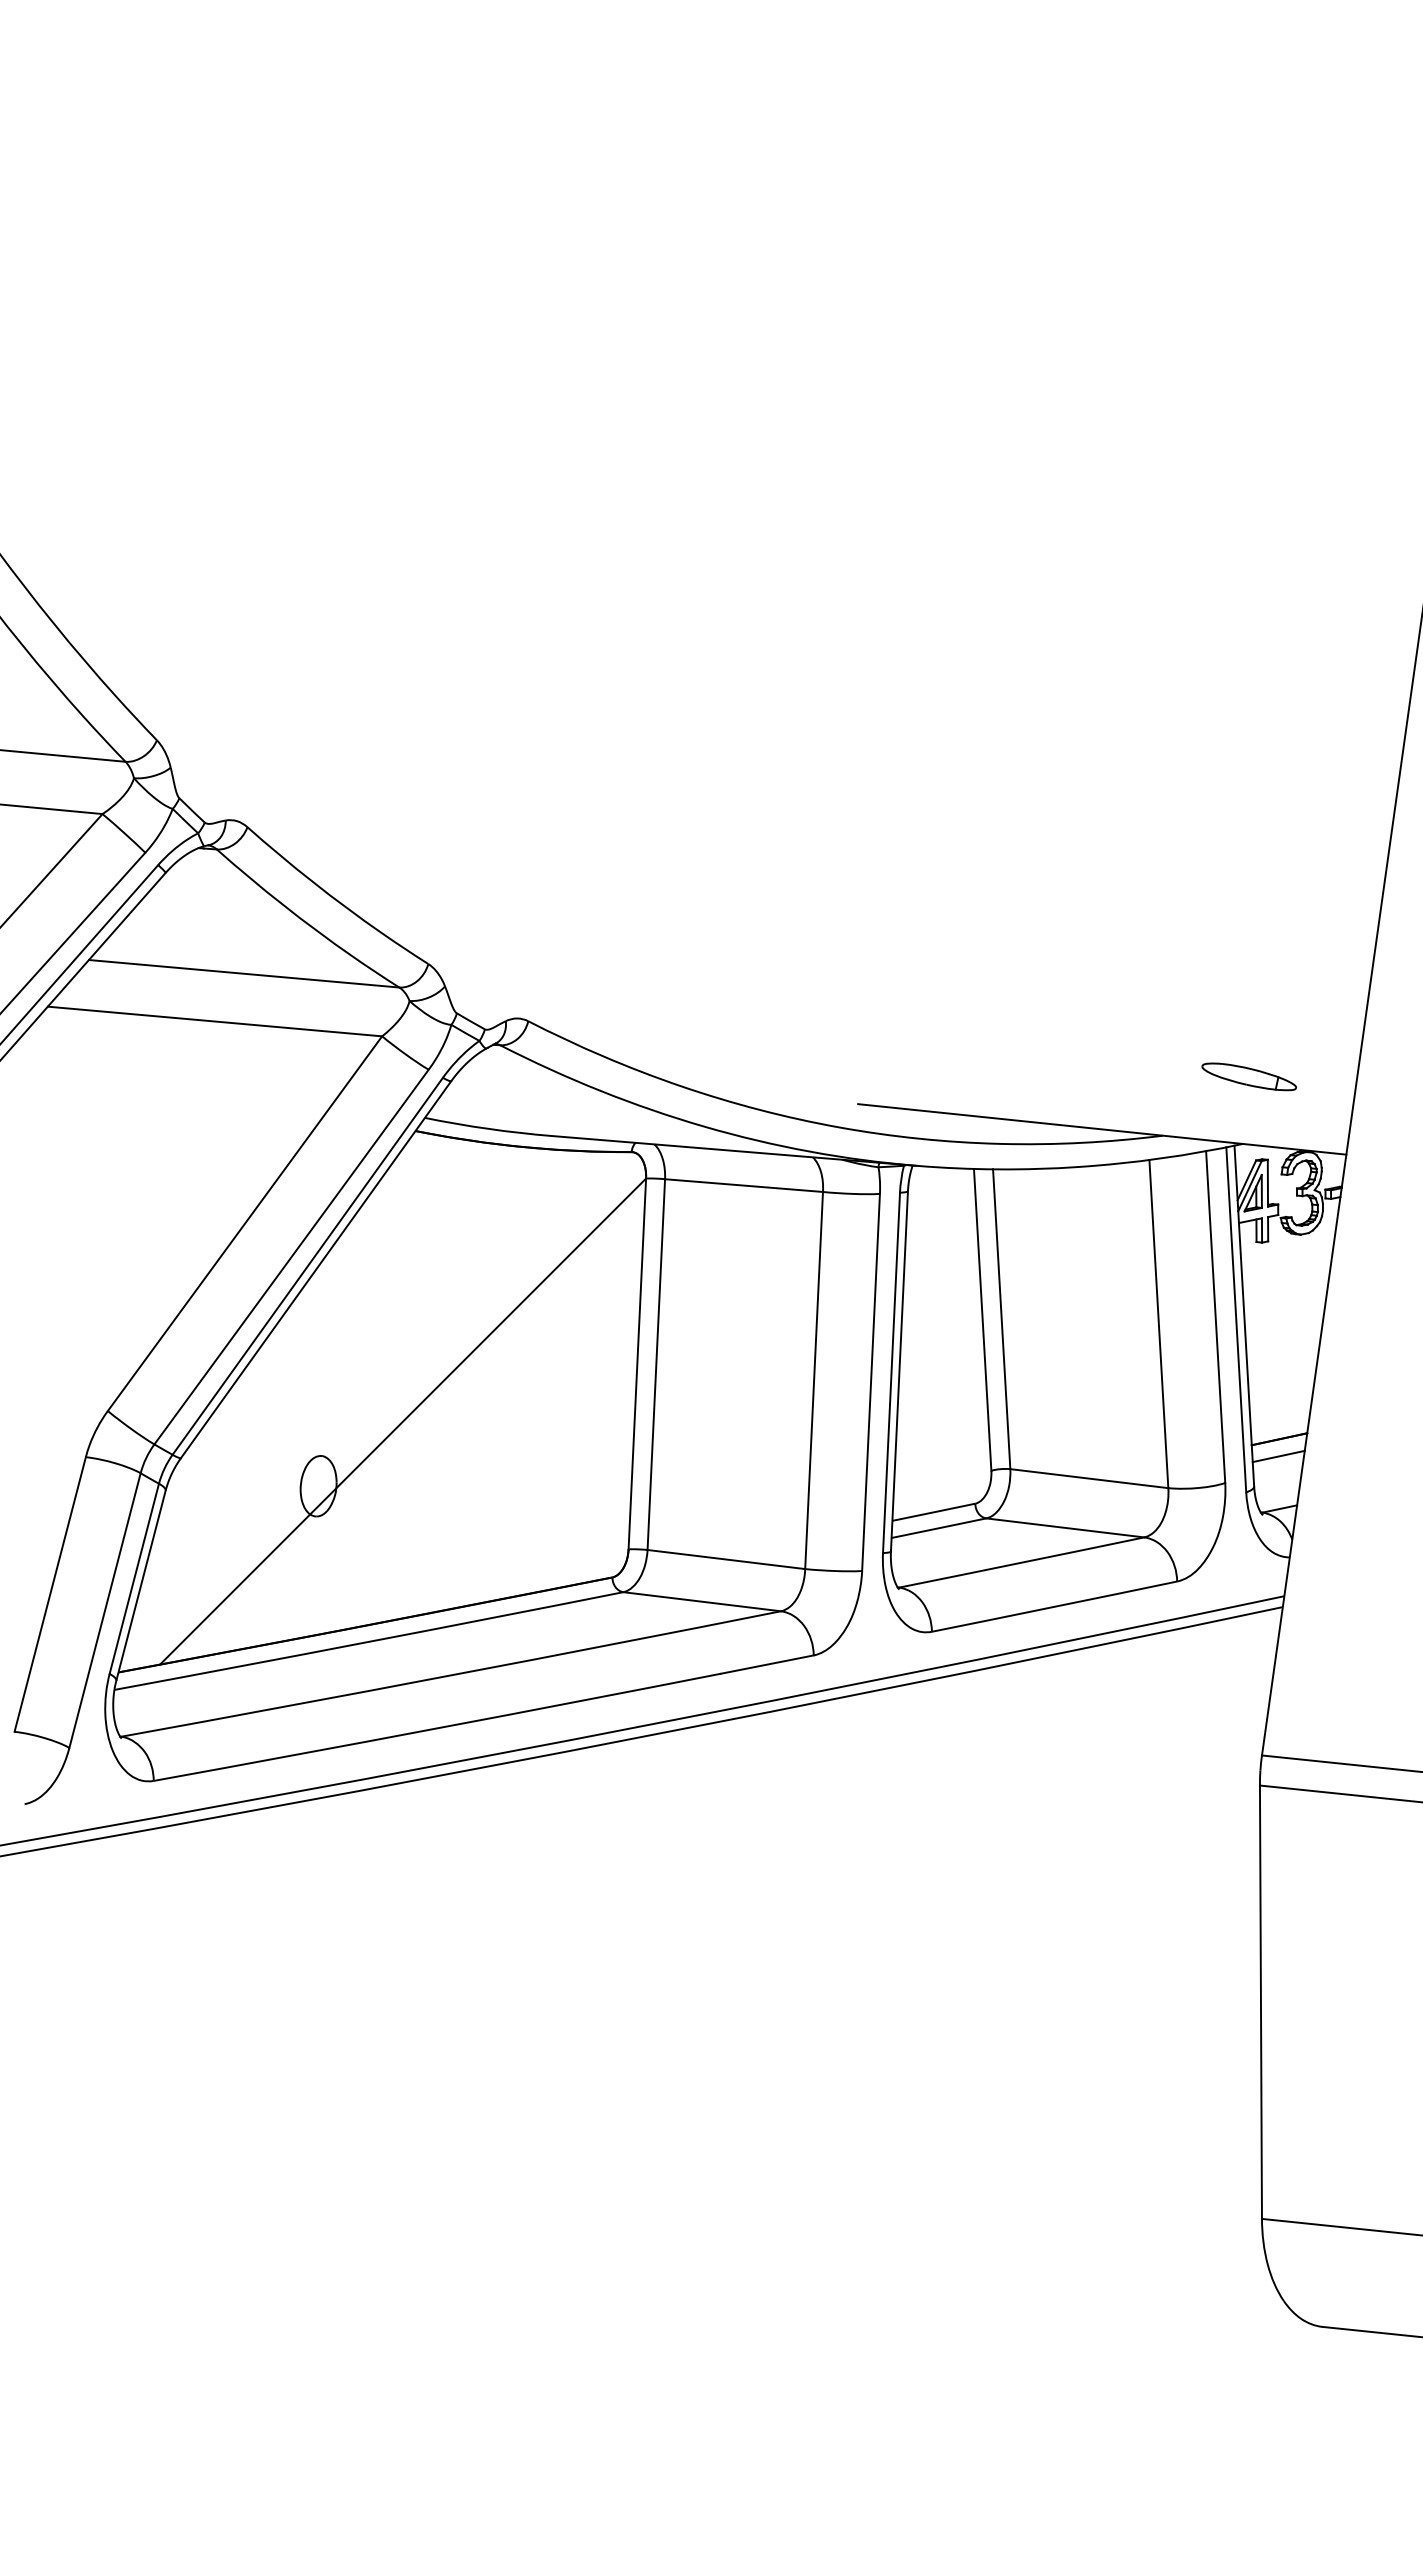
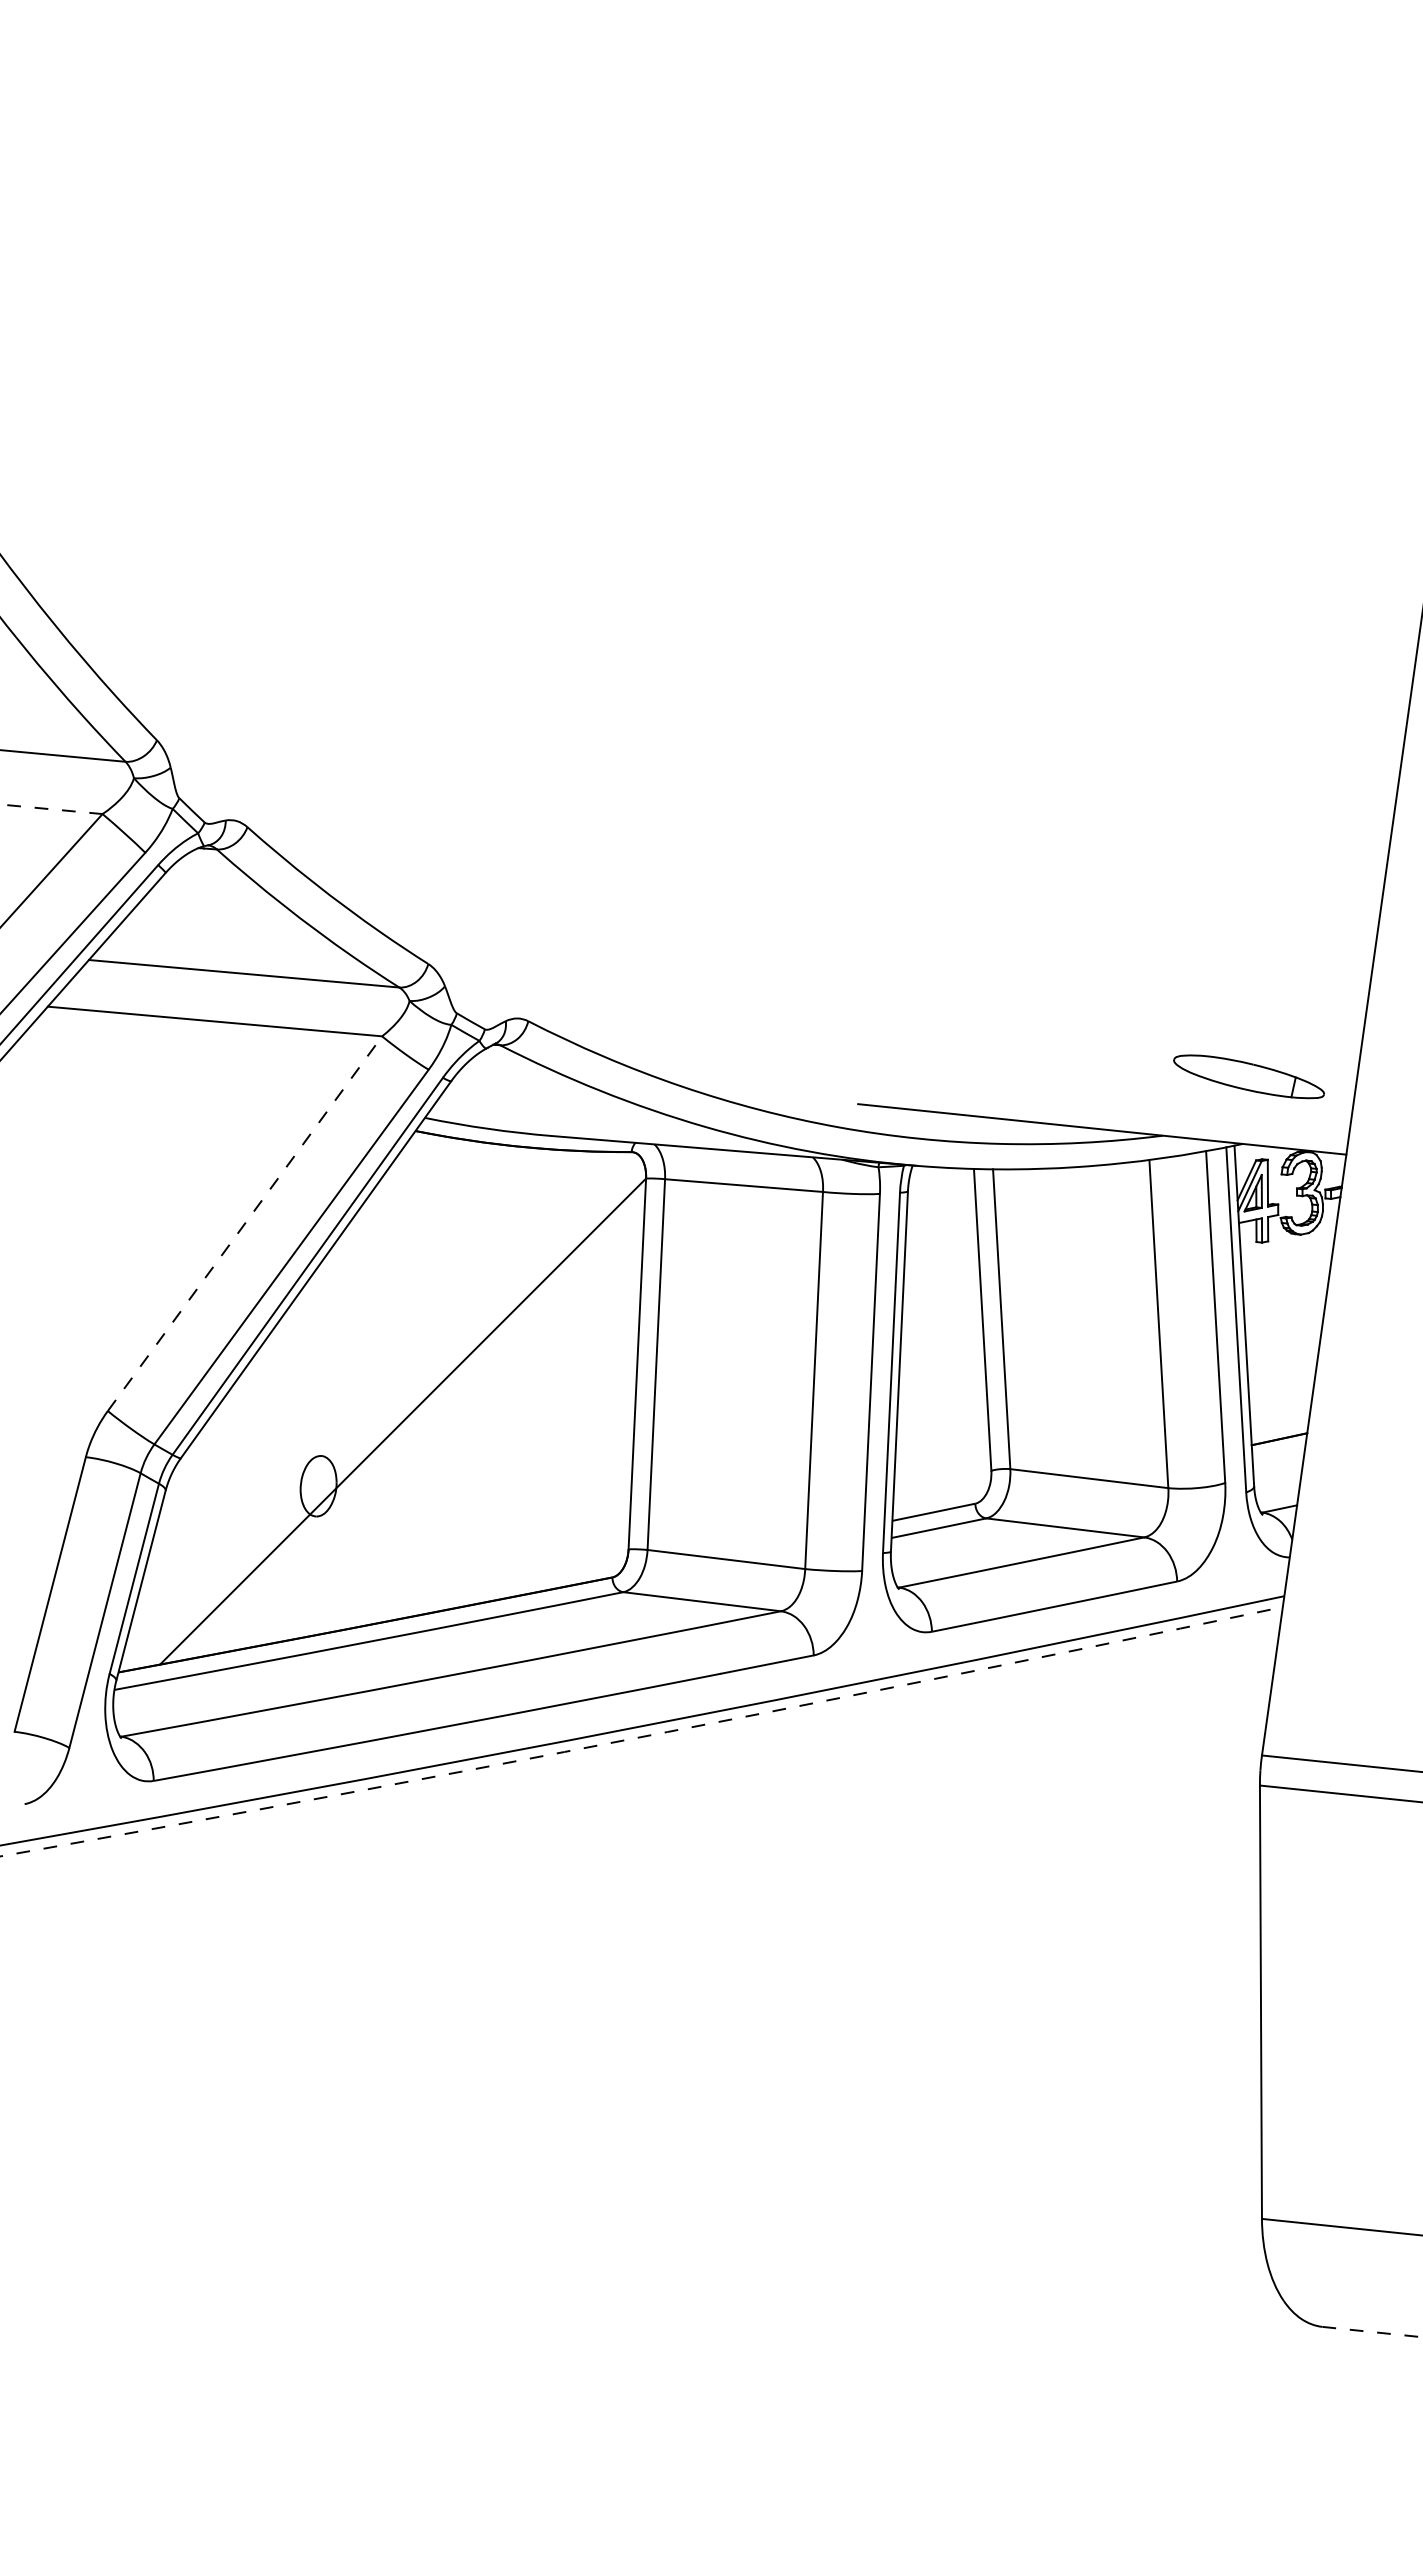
line: solid -> dashed (51, 809)
part size: 97x30 px -> 152x46 px (1248, 1076)
line: solid -> dashed (245, 1223)
line: present -> none (1278, 1456)
arc: solid -> dashed (642, 1736)
line: solid -> dashed (1373, 2332)
